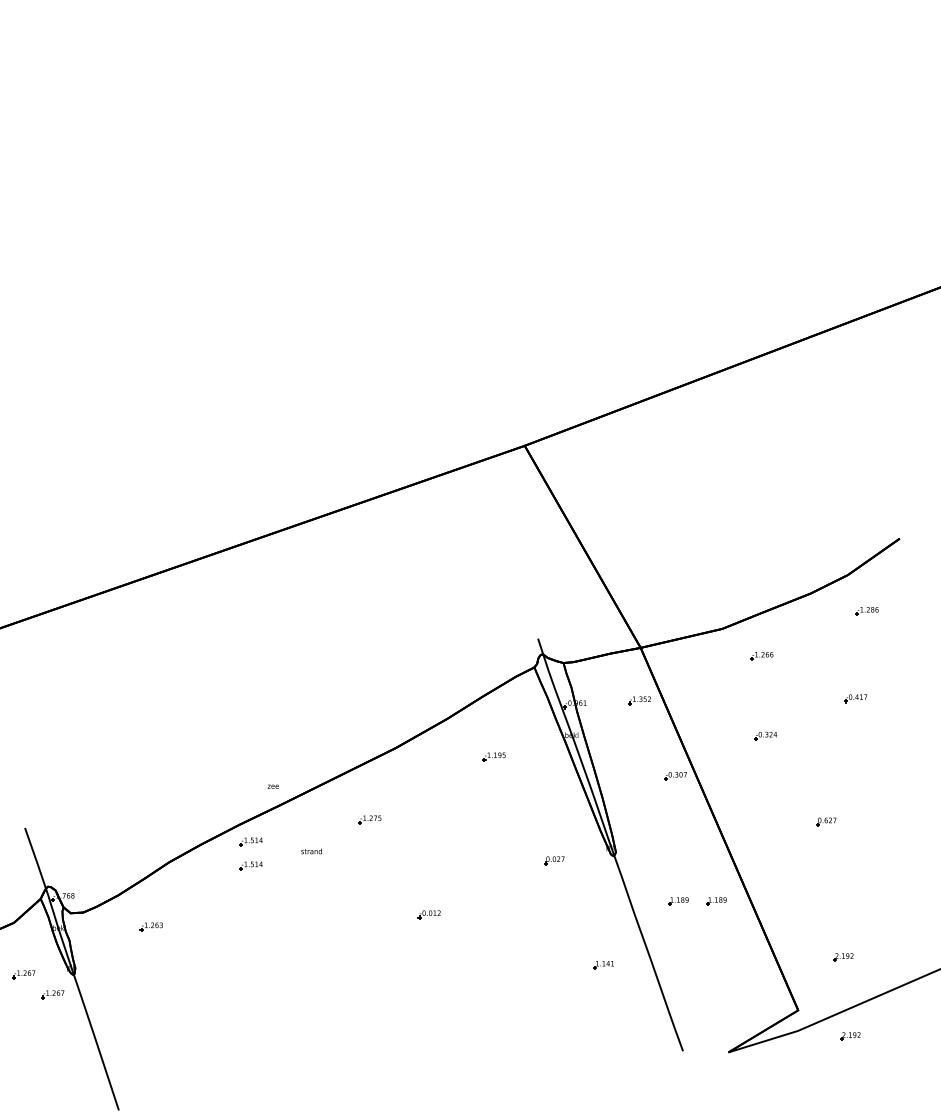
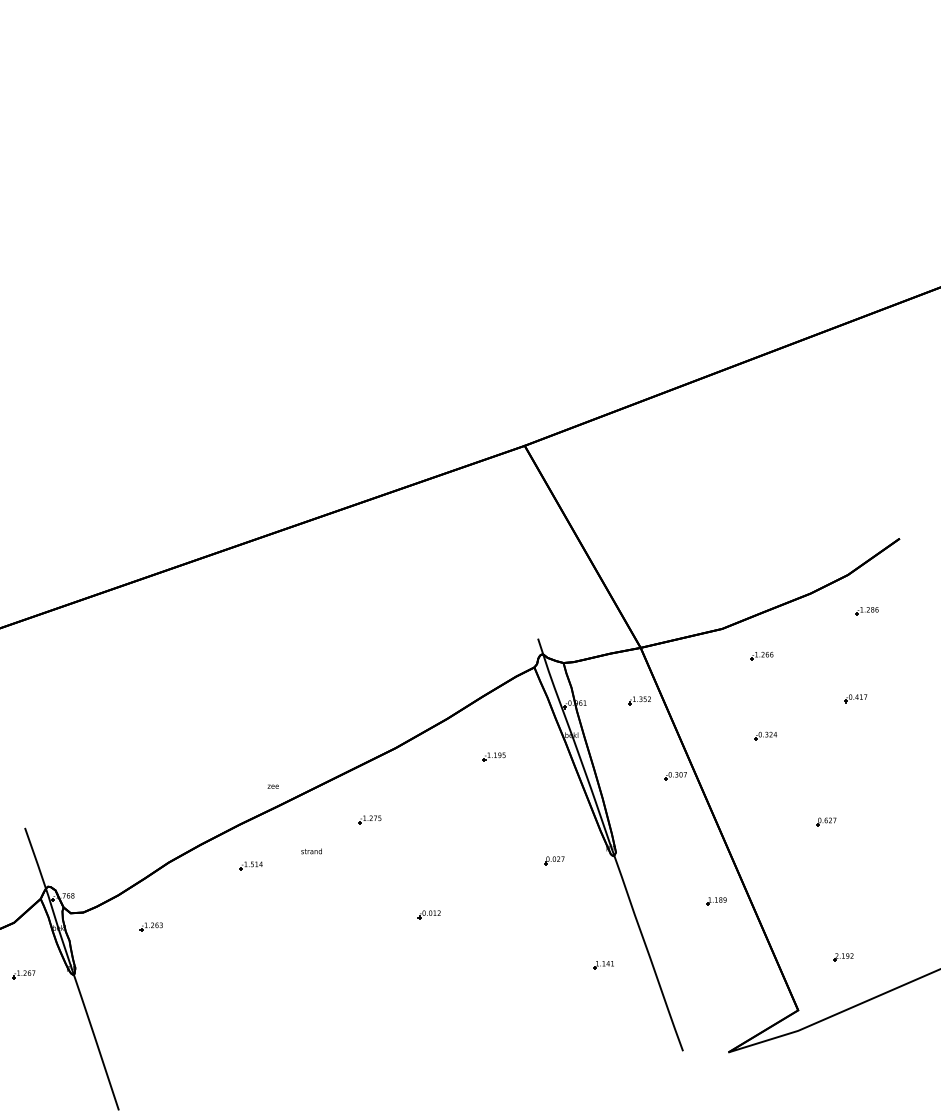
part: present -> none (250, 841)
part: present -> none (678, 901)
part: present -> none (52, 994)
part: present -> none (850, 1036)
